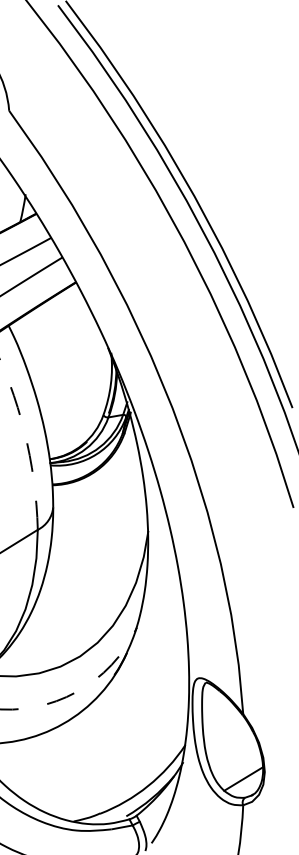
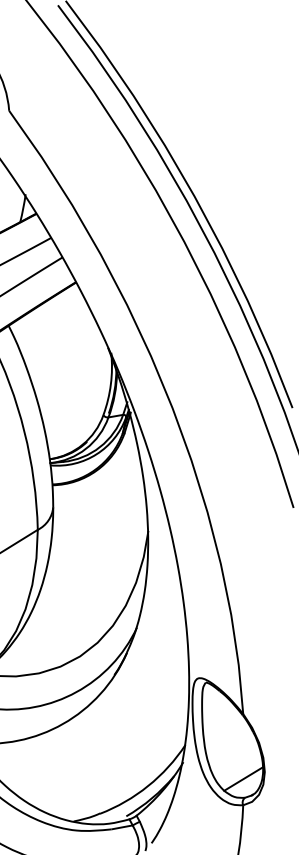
arc: dashed -> solid (26, 442)
arc: dashed -> solid (80, 689)
